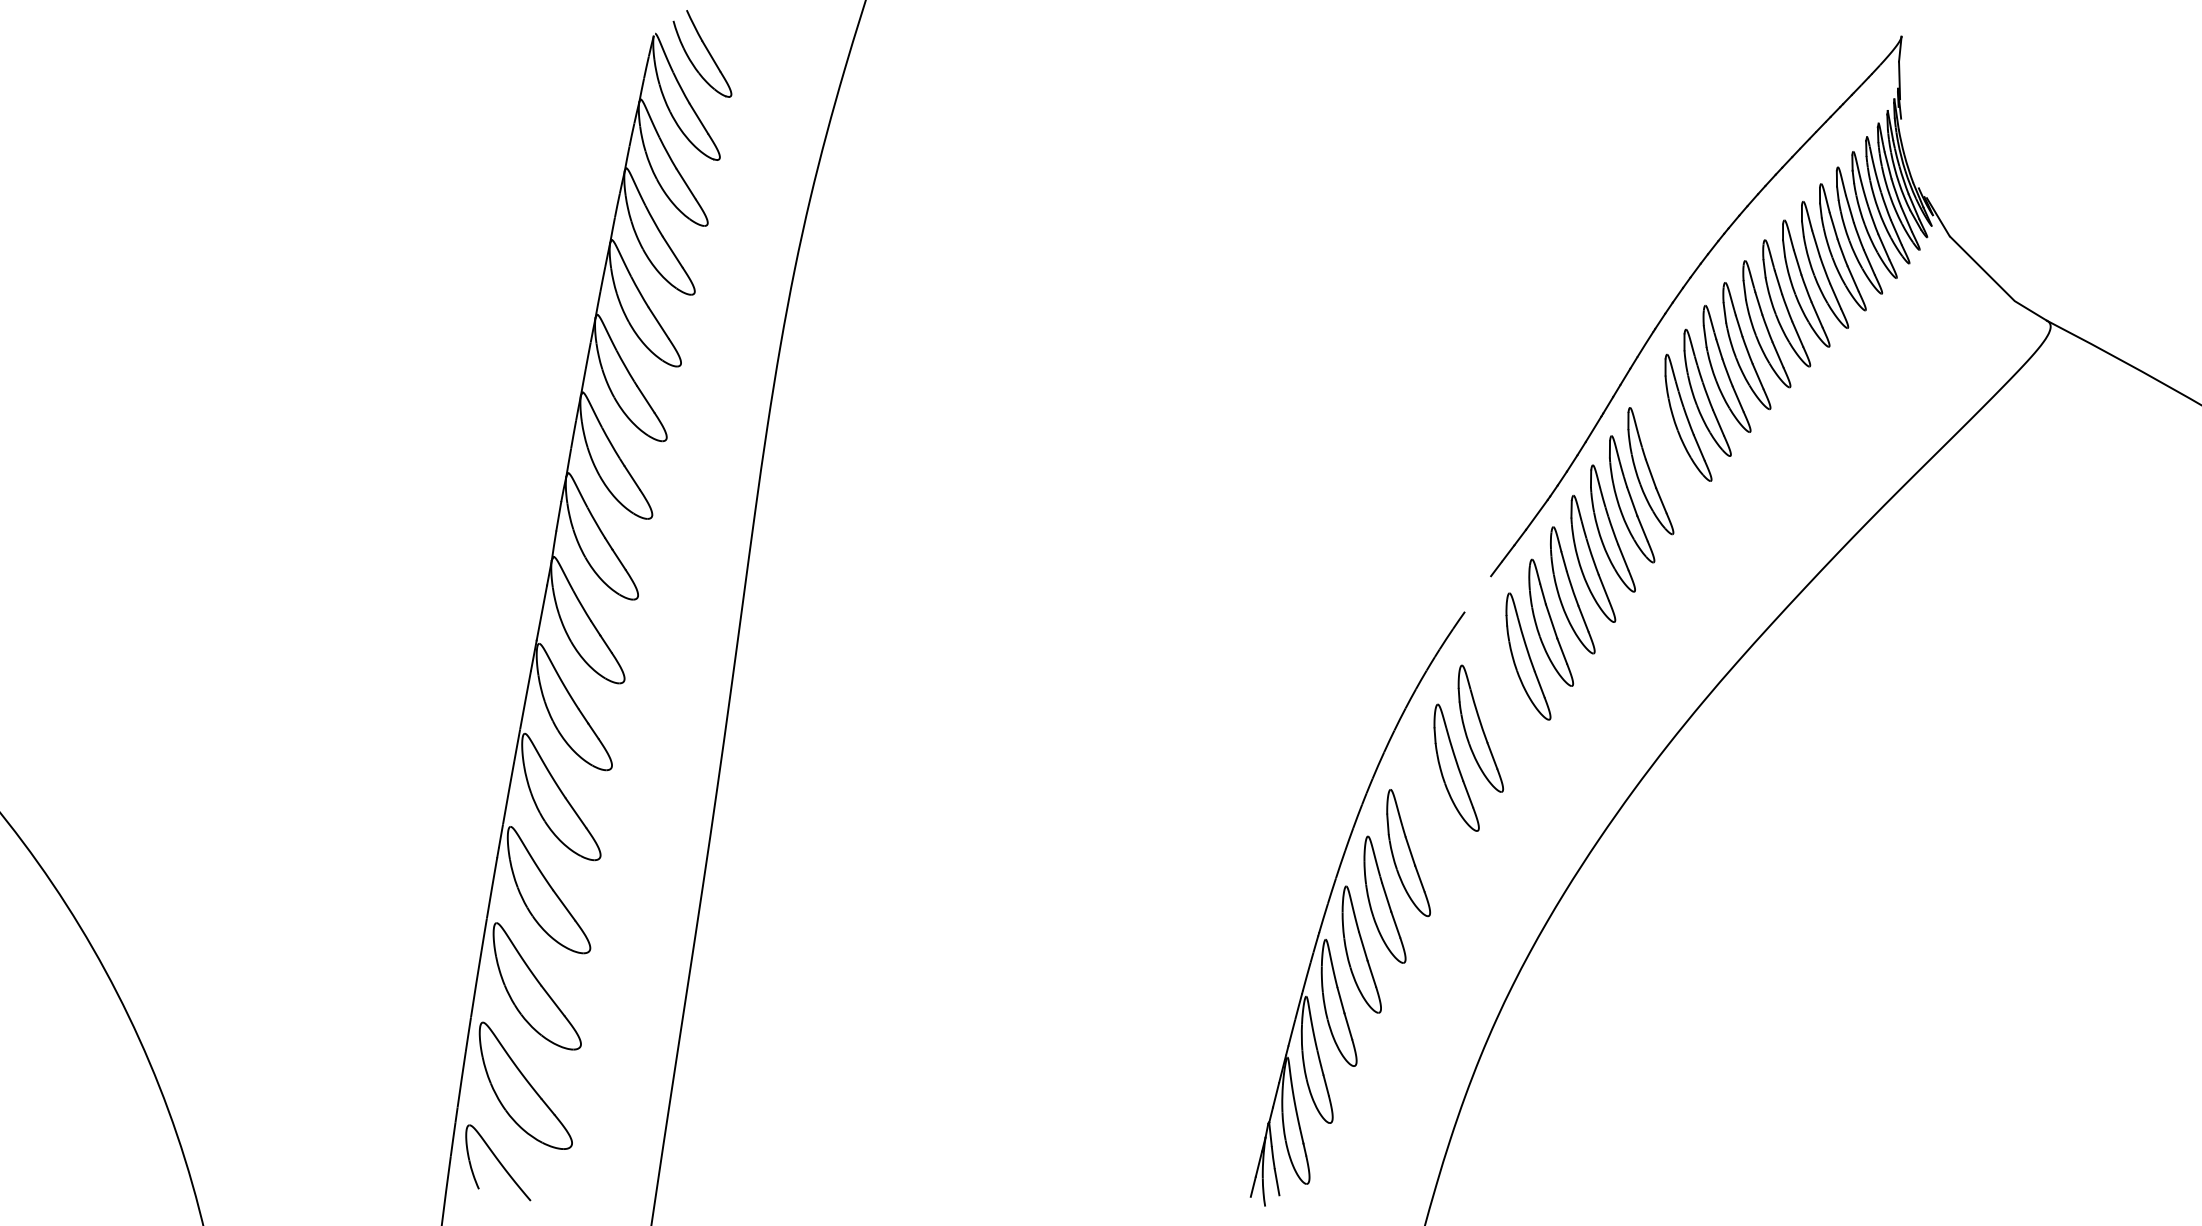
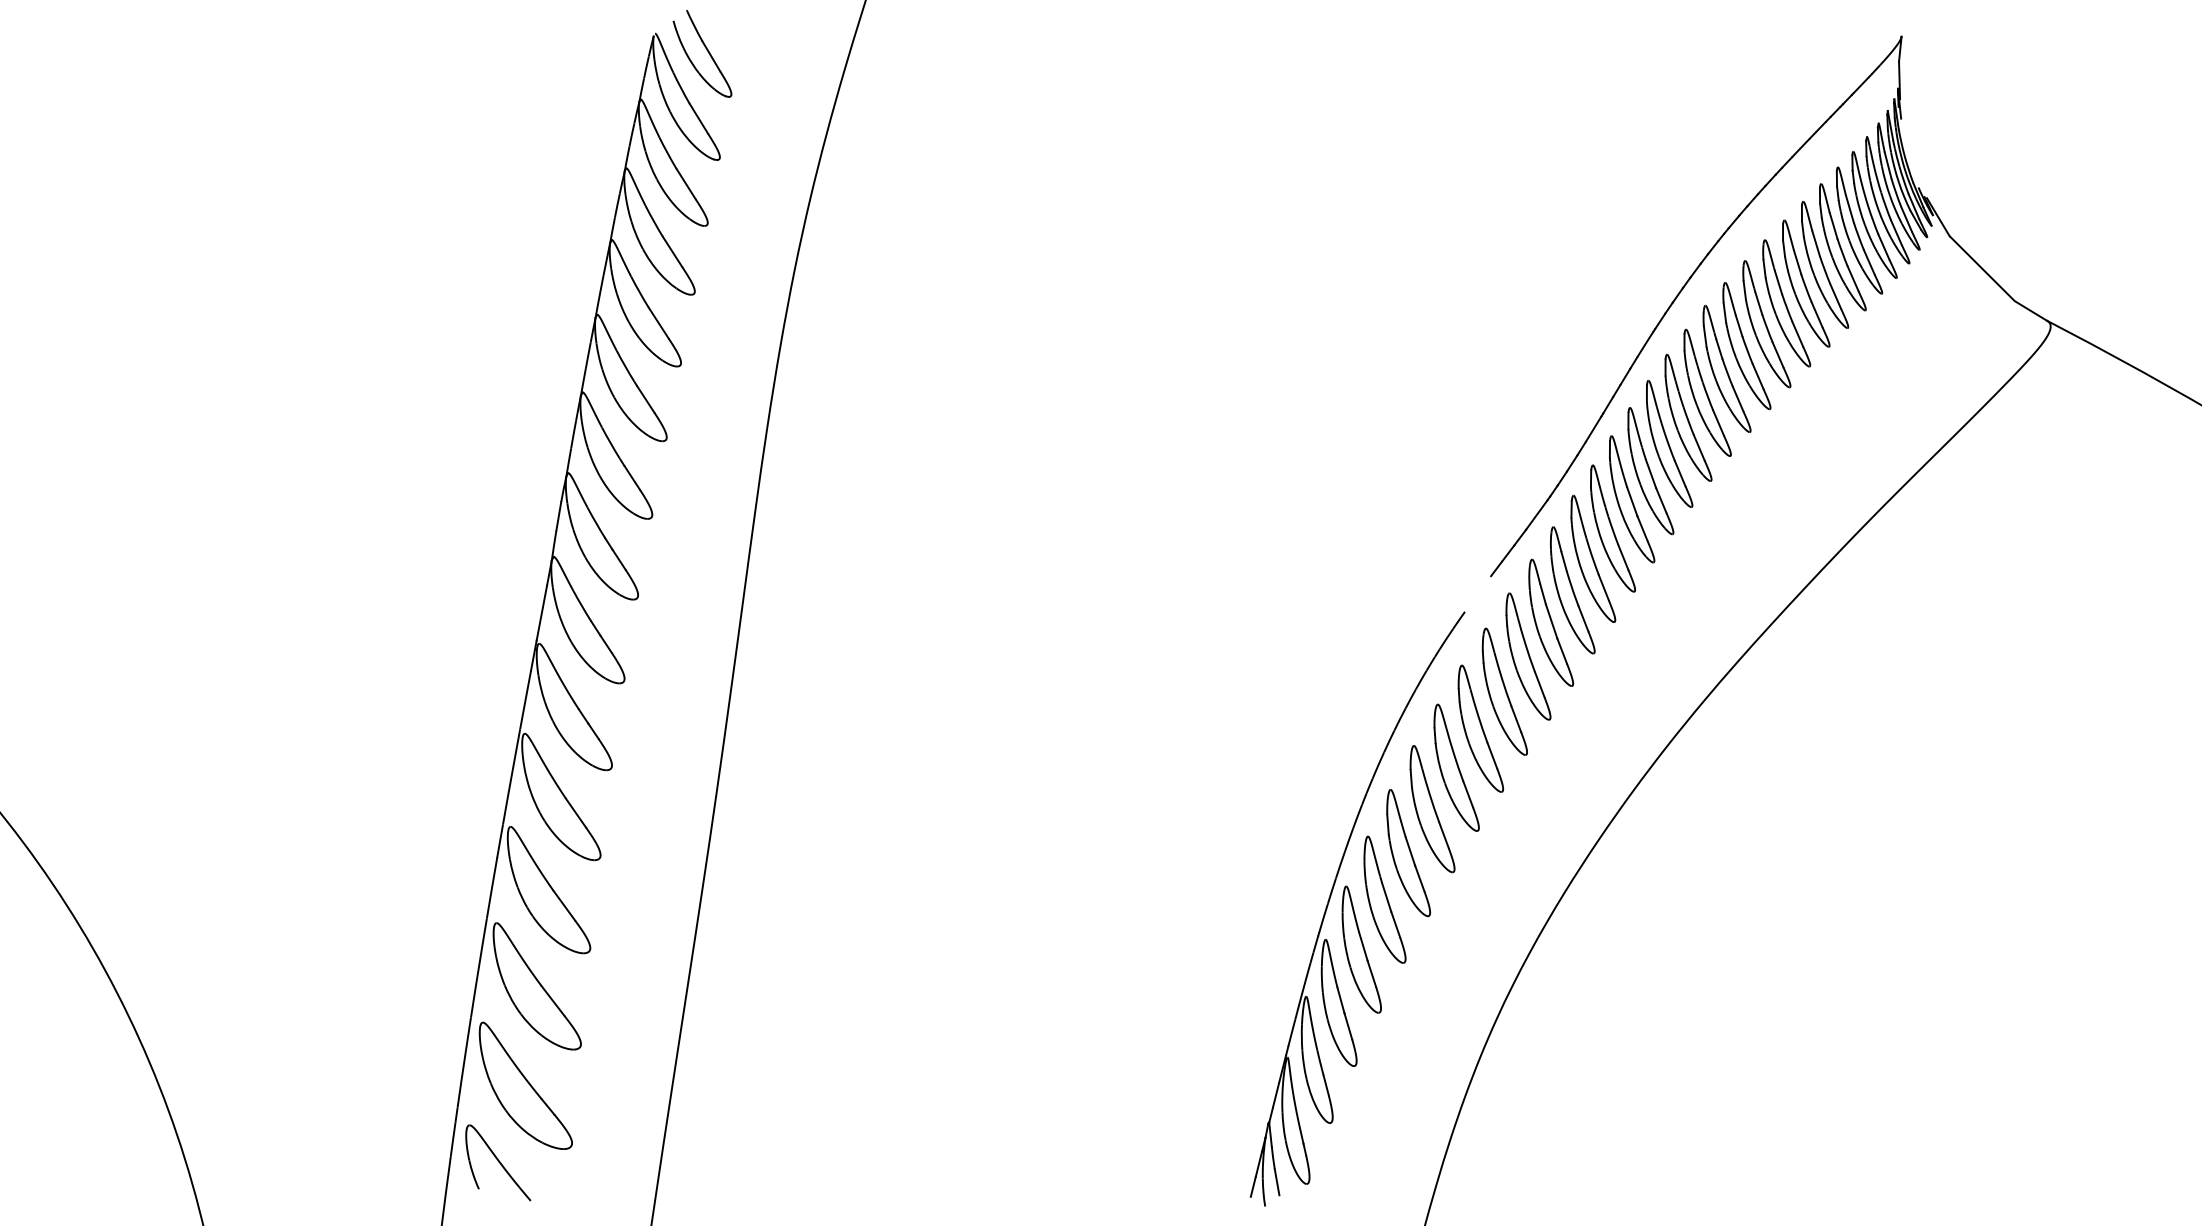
part: none -> present (1669, 443)
part: none -> present (1504, 691)
part: none -> present (1432, 809)
